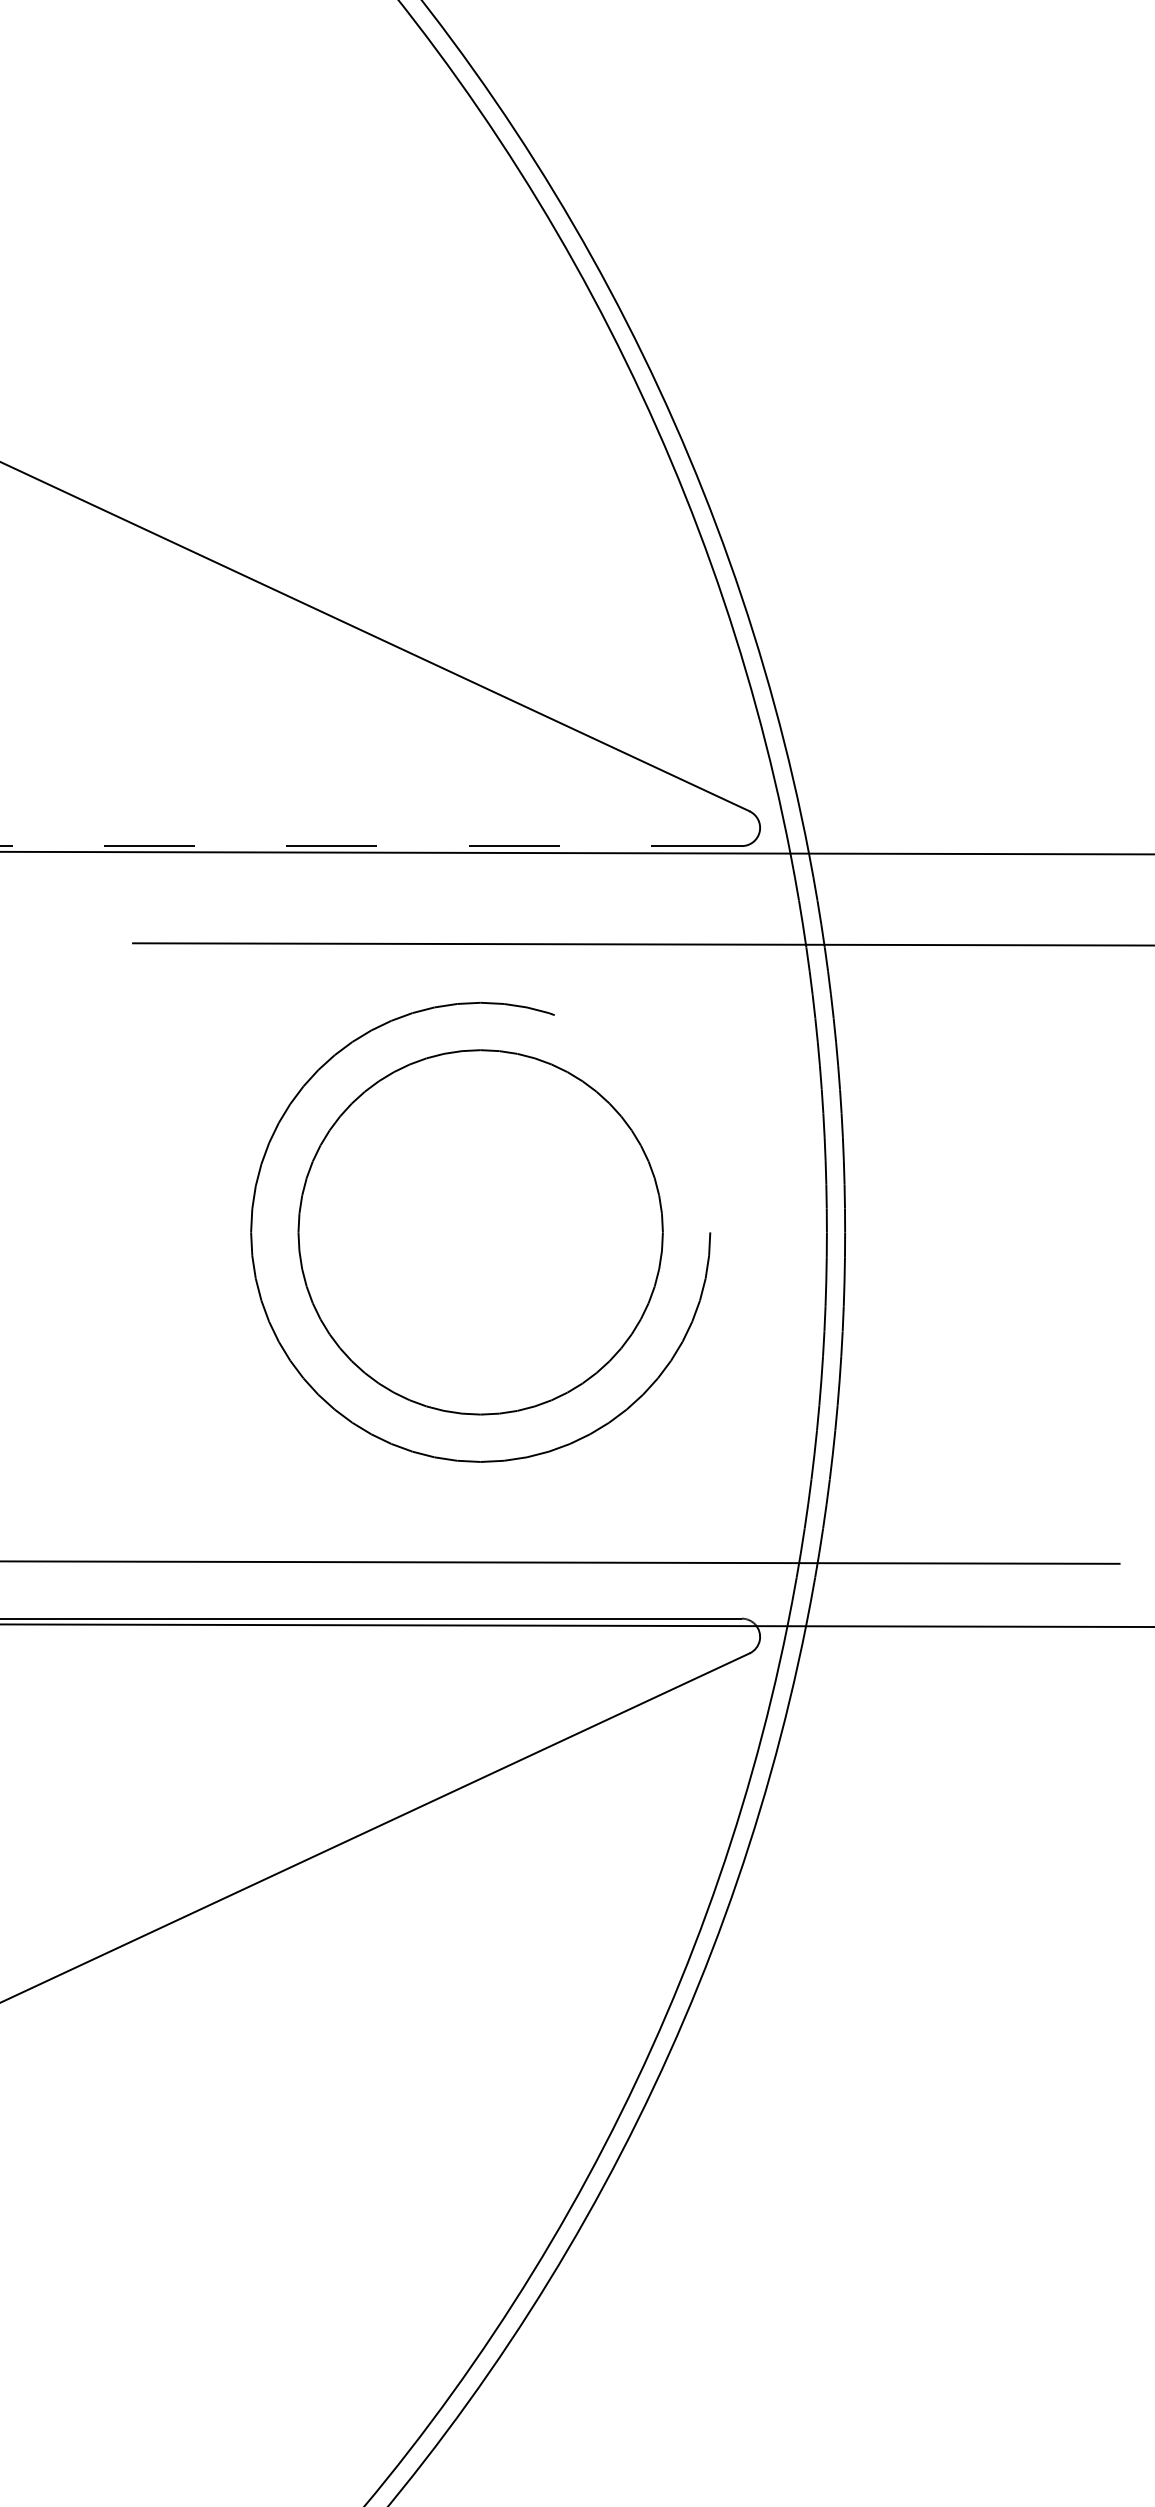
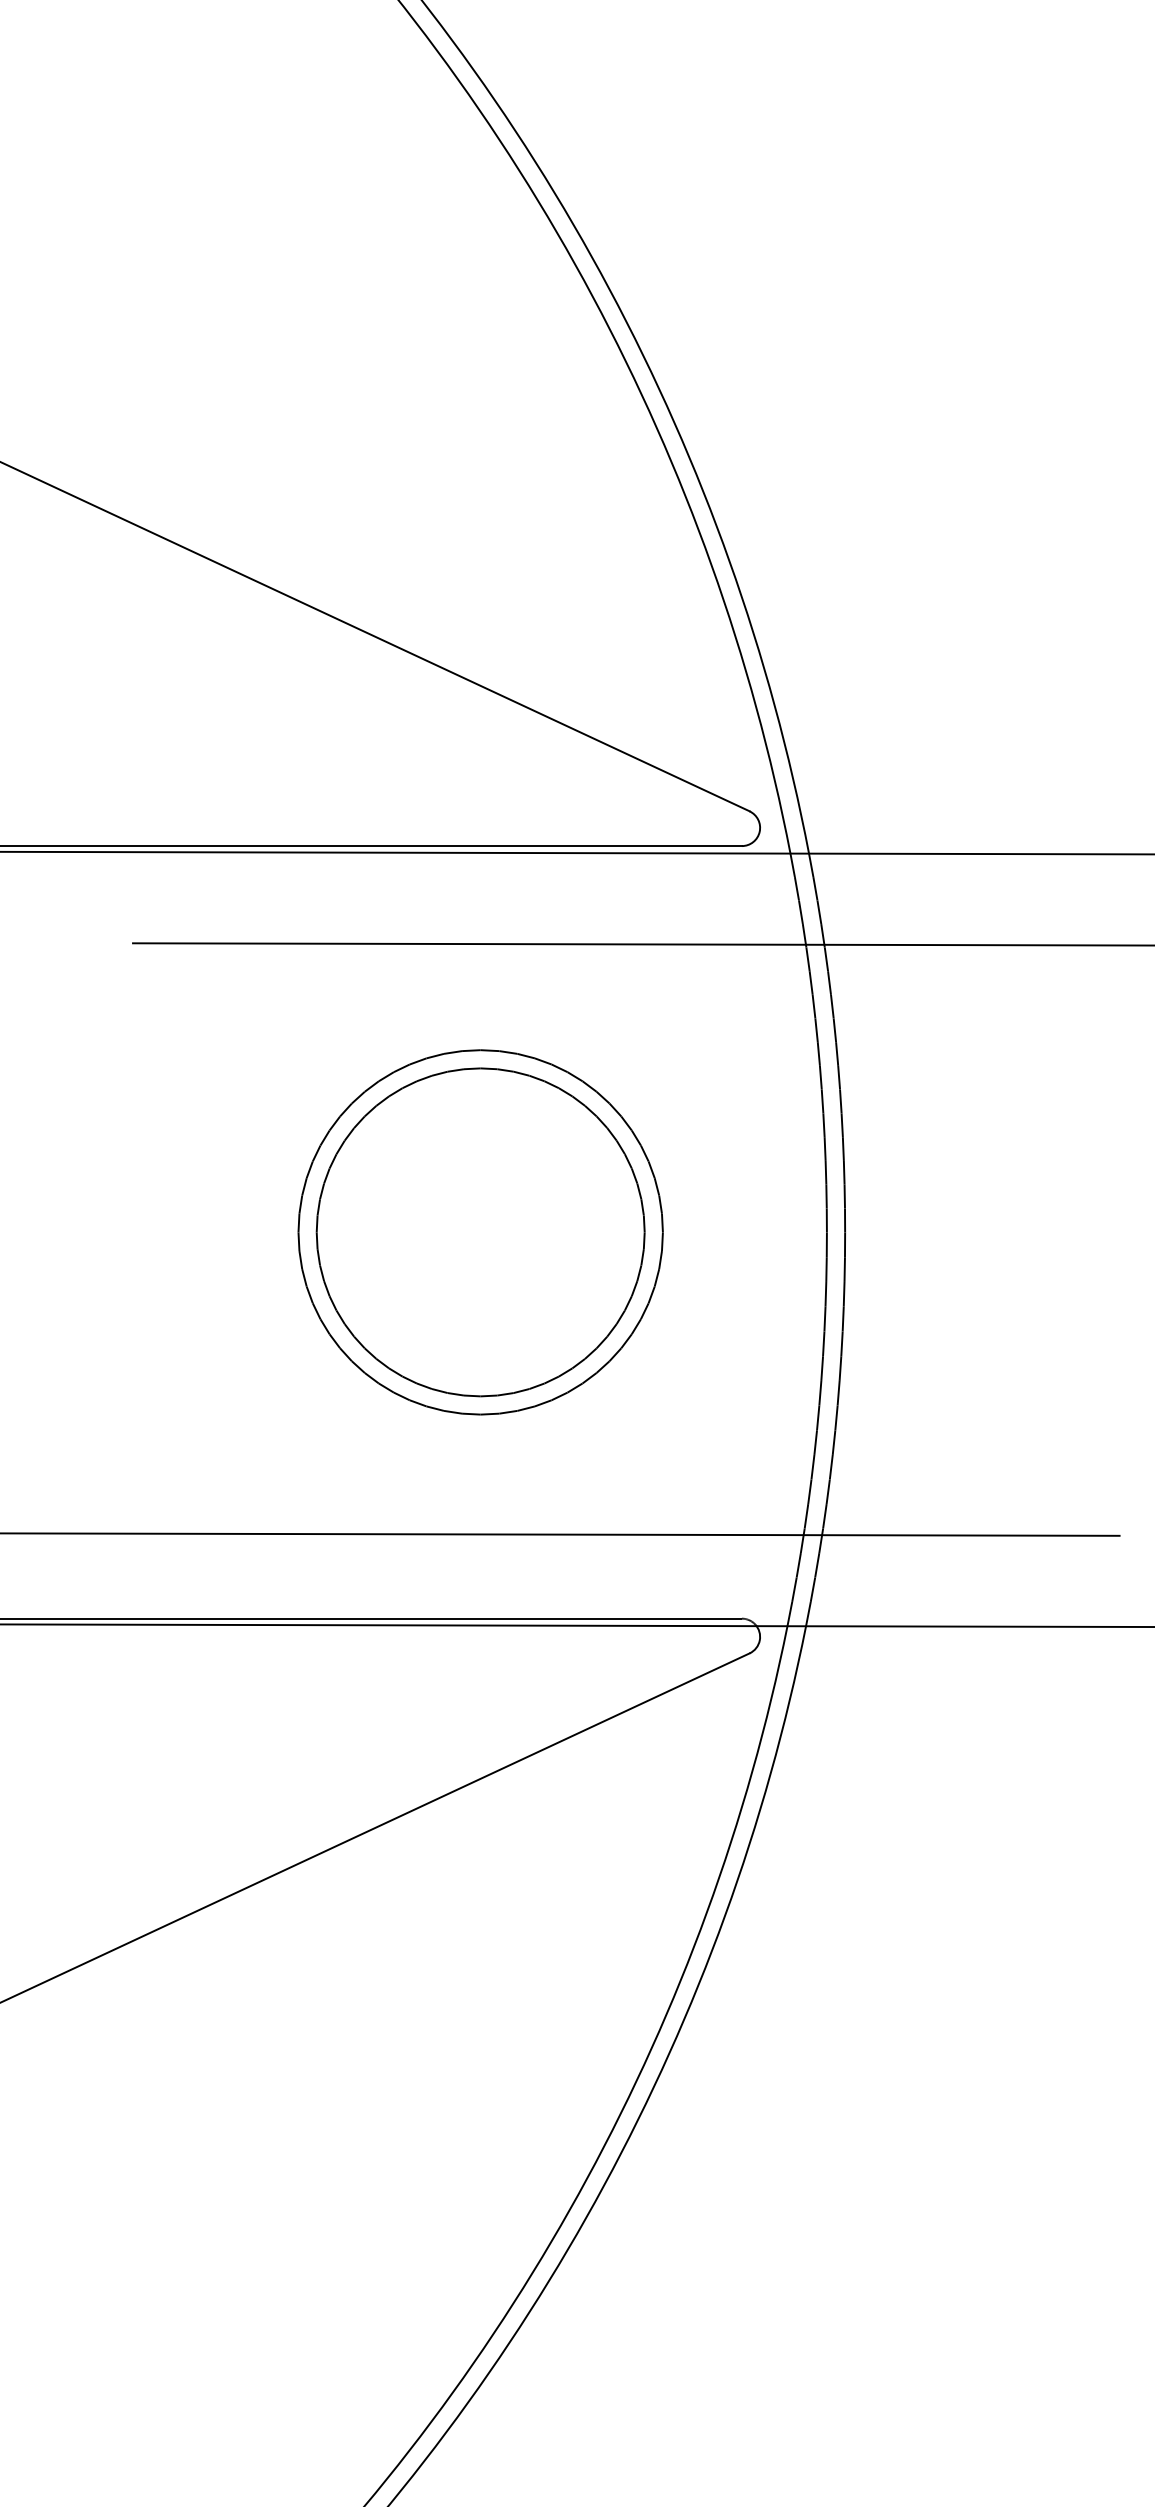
line: dashed -> solid (371, 846)
circle diameter: 459 px -> 328 px (480, 1232)
line position: (576, 1562) -> (576, 1534) (576, 1534)
